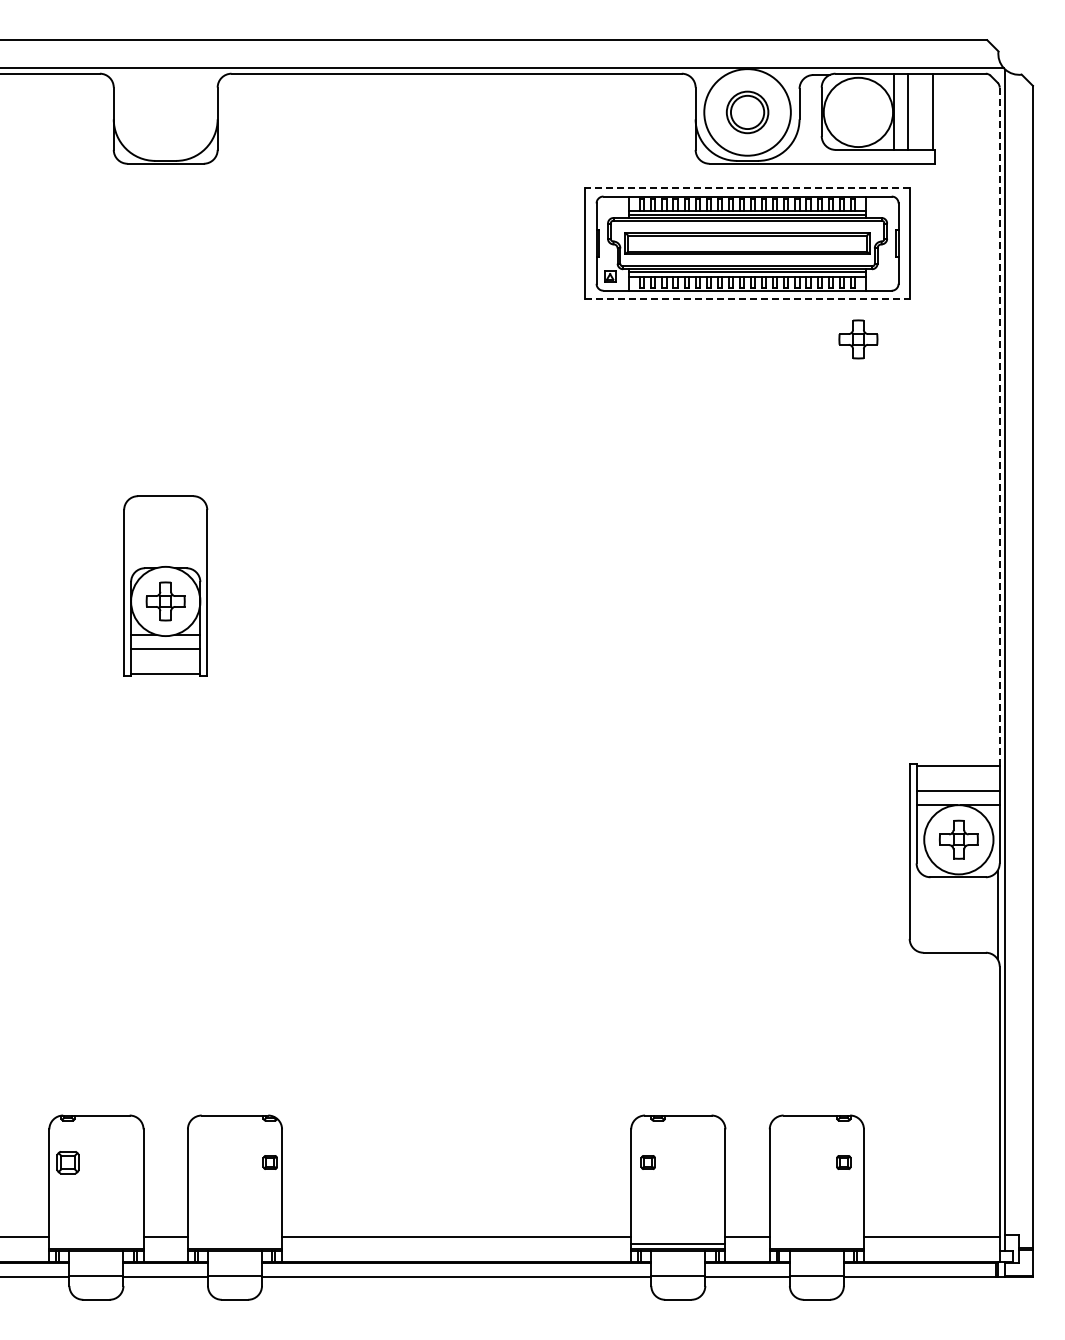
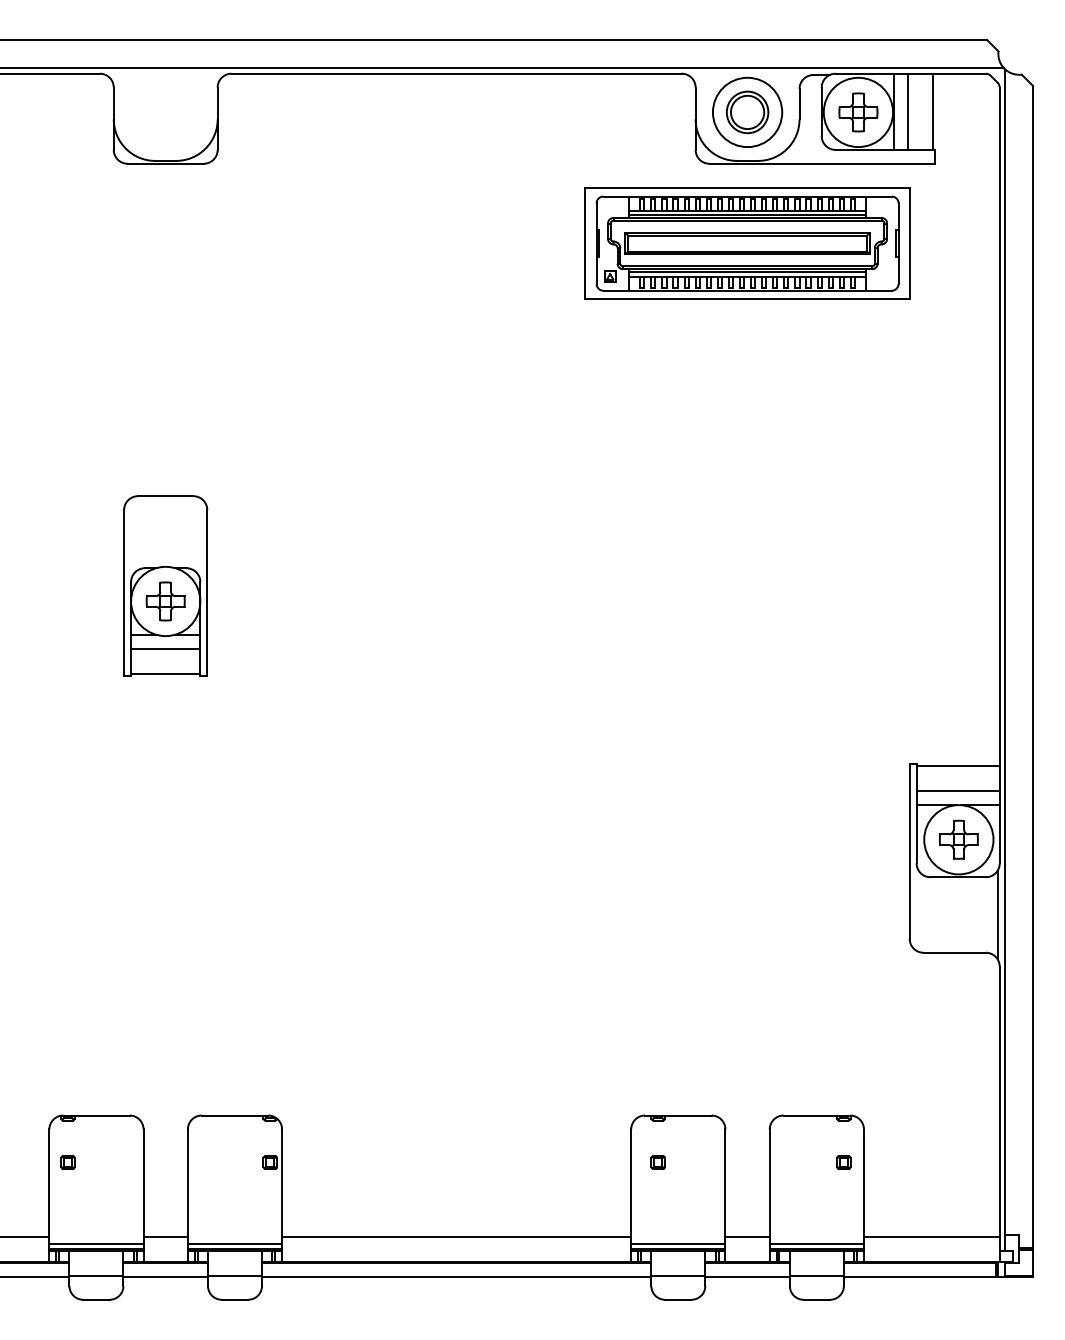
circle diameter: 87 px -> 69 px (747, 112)
line: dashed -> solid (747, 188)
line: dashed -> solid (747, 298)
part position: (858, 339) -> (858, 112) (858, 112)
line: dashed -> solid (999, 426)
part size: 24x24 px -> 16x15 px (67, 1162)
part position: (647, 1162) -> (657, 1162) (657, 1162)
line: none -> present (96, 1244)
line: none -> present (234, 1244)
line: none -> present (816, 1244)
